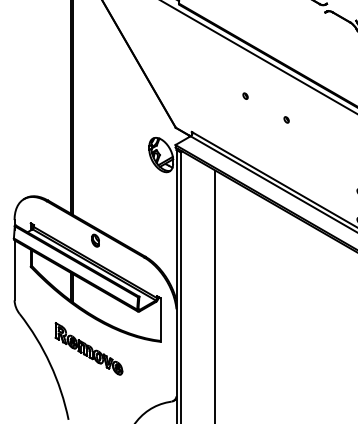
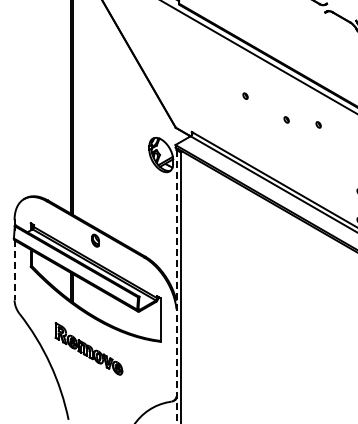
part: none -> present (318, 124)
line: solid -> dashed (14, 270)
line: solid -> dashed (176, 286)
line: present -> none (215, 295)
